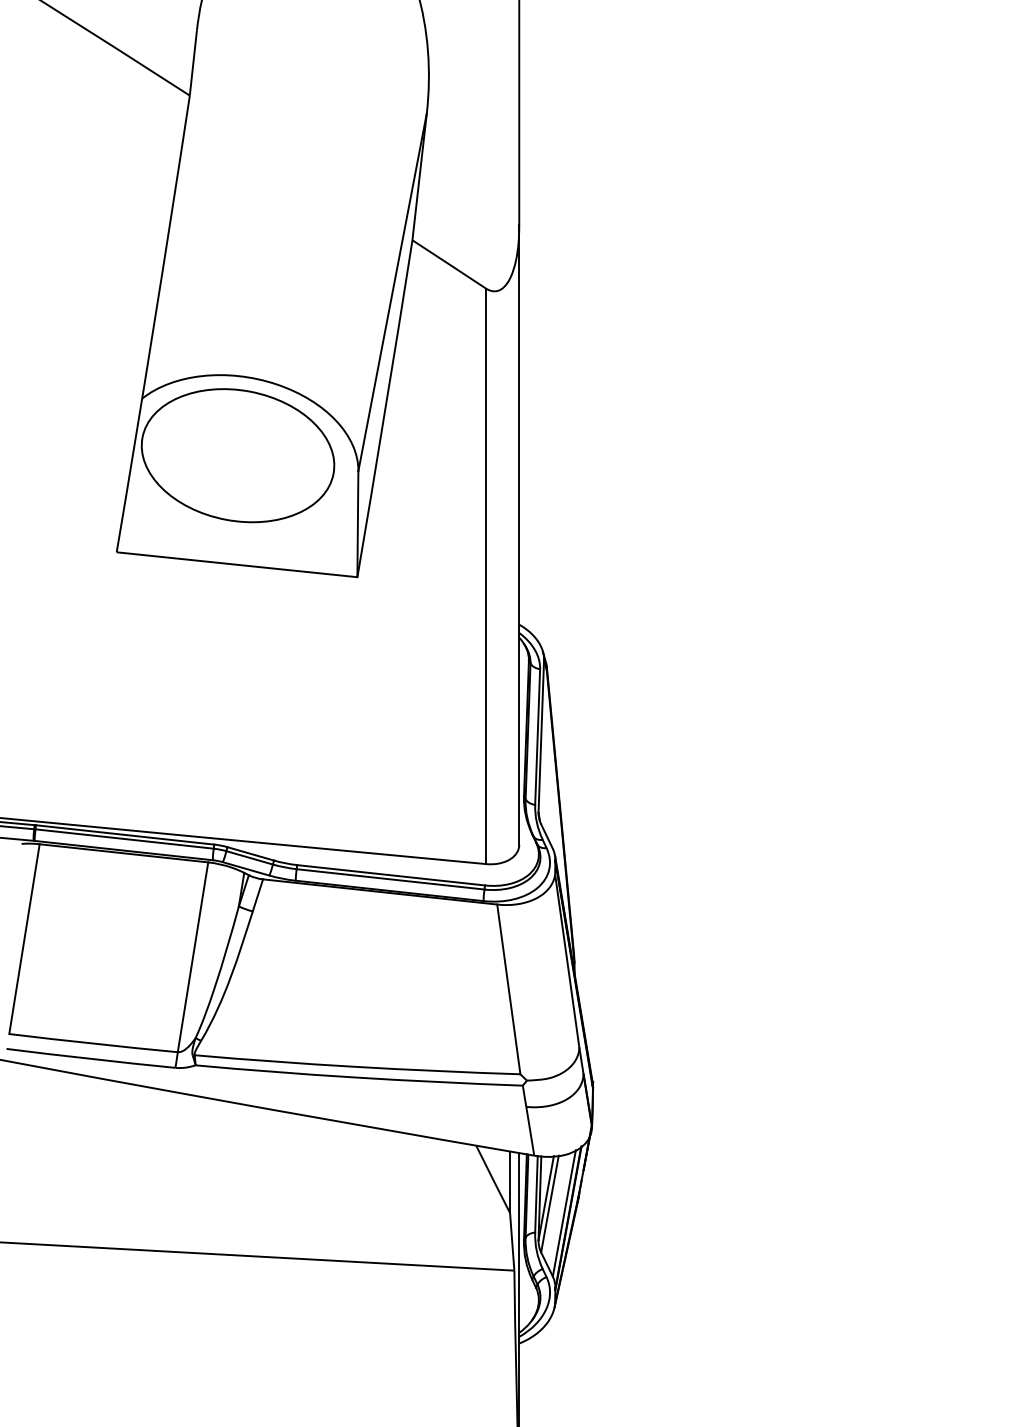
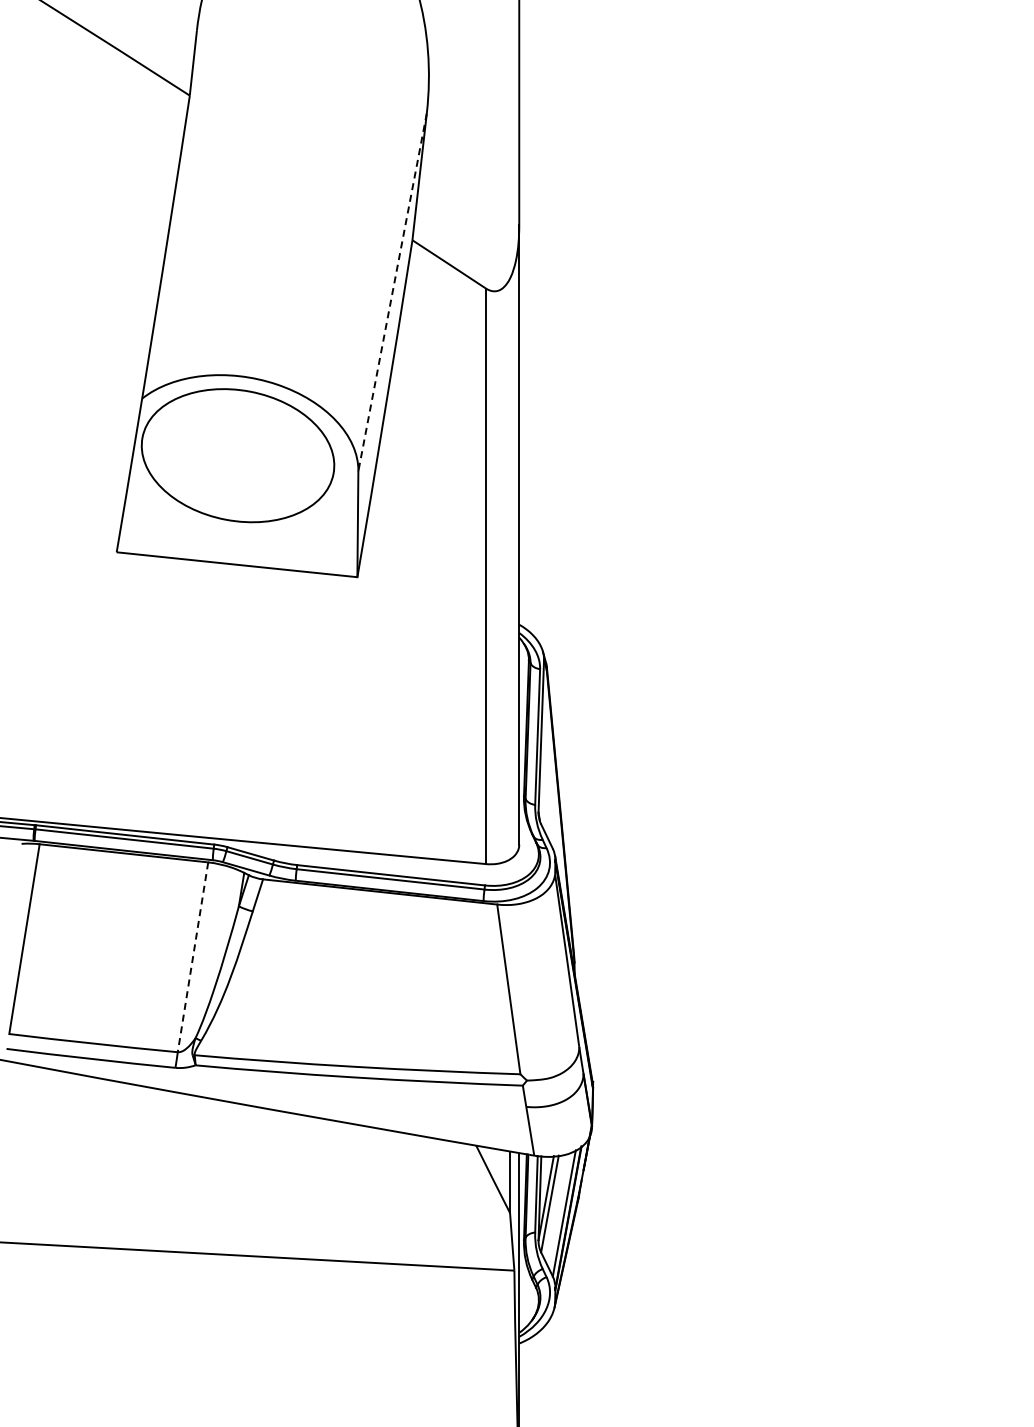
line: solid -> dashed (392, 292)
line: solid -> dashed (192, 957)
